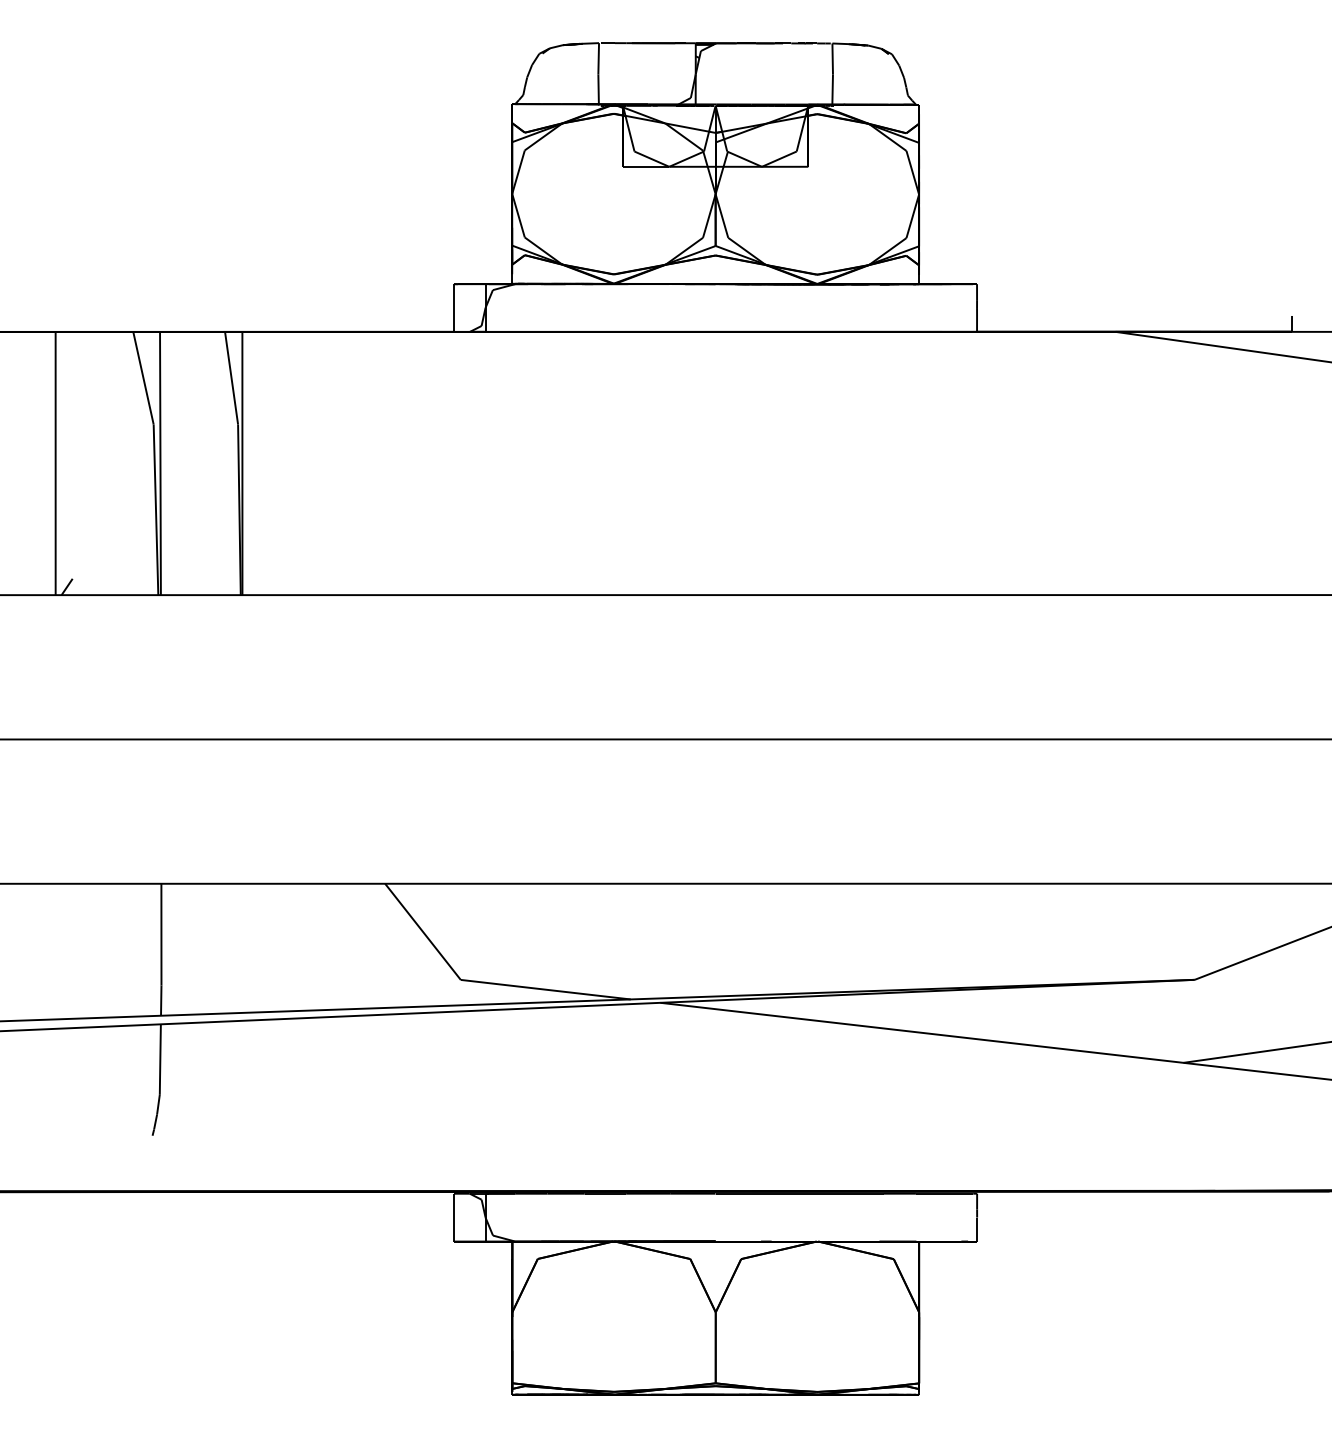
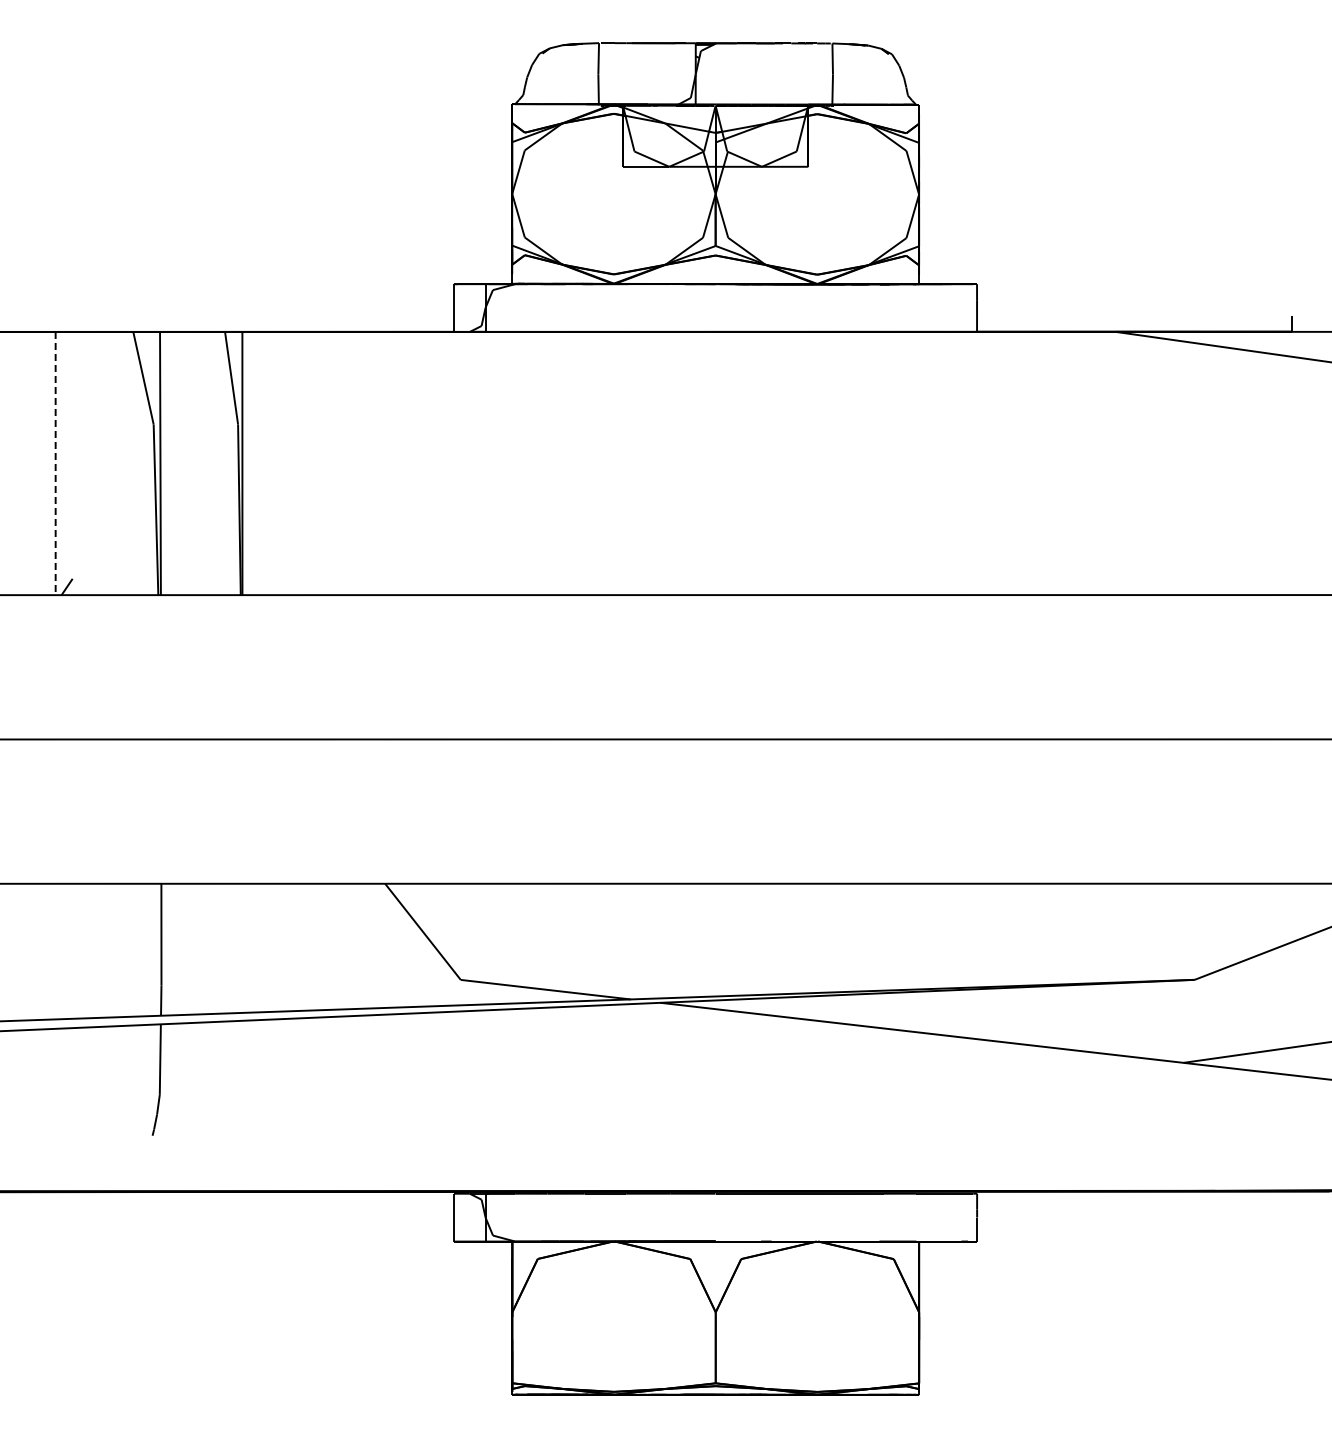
line: solid -> dashed (55, 463)
